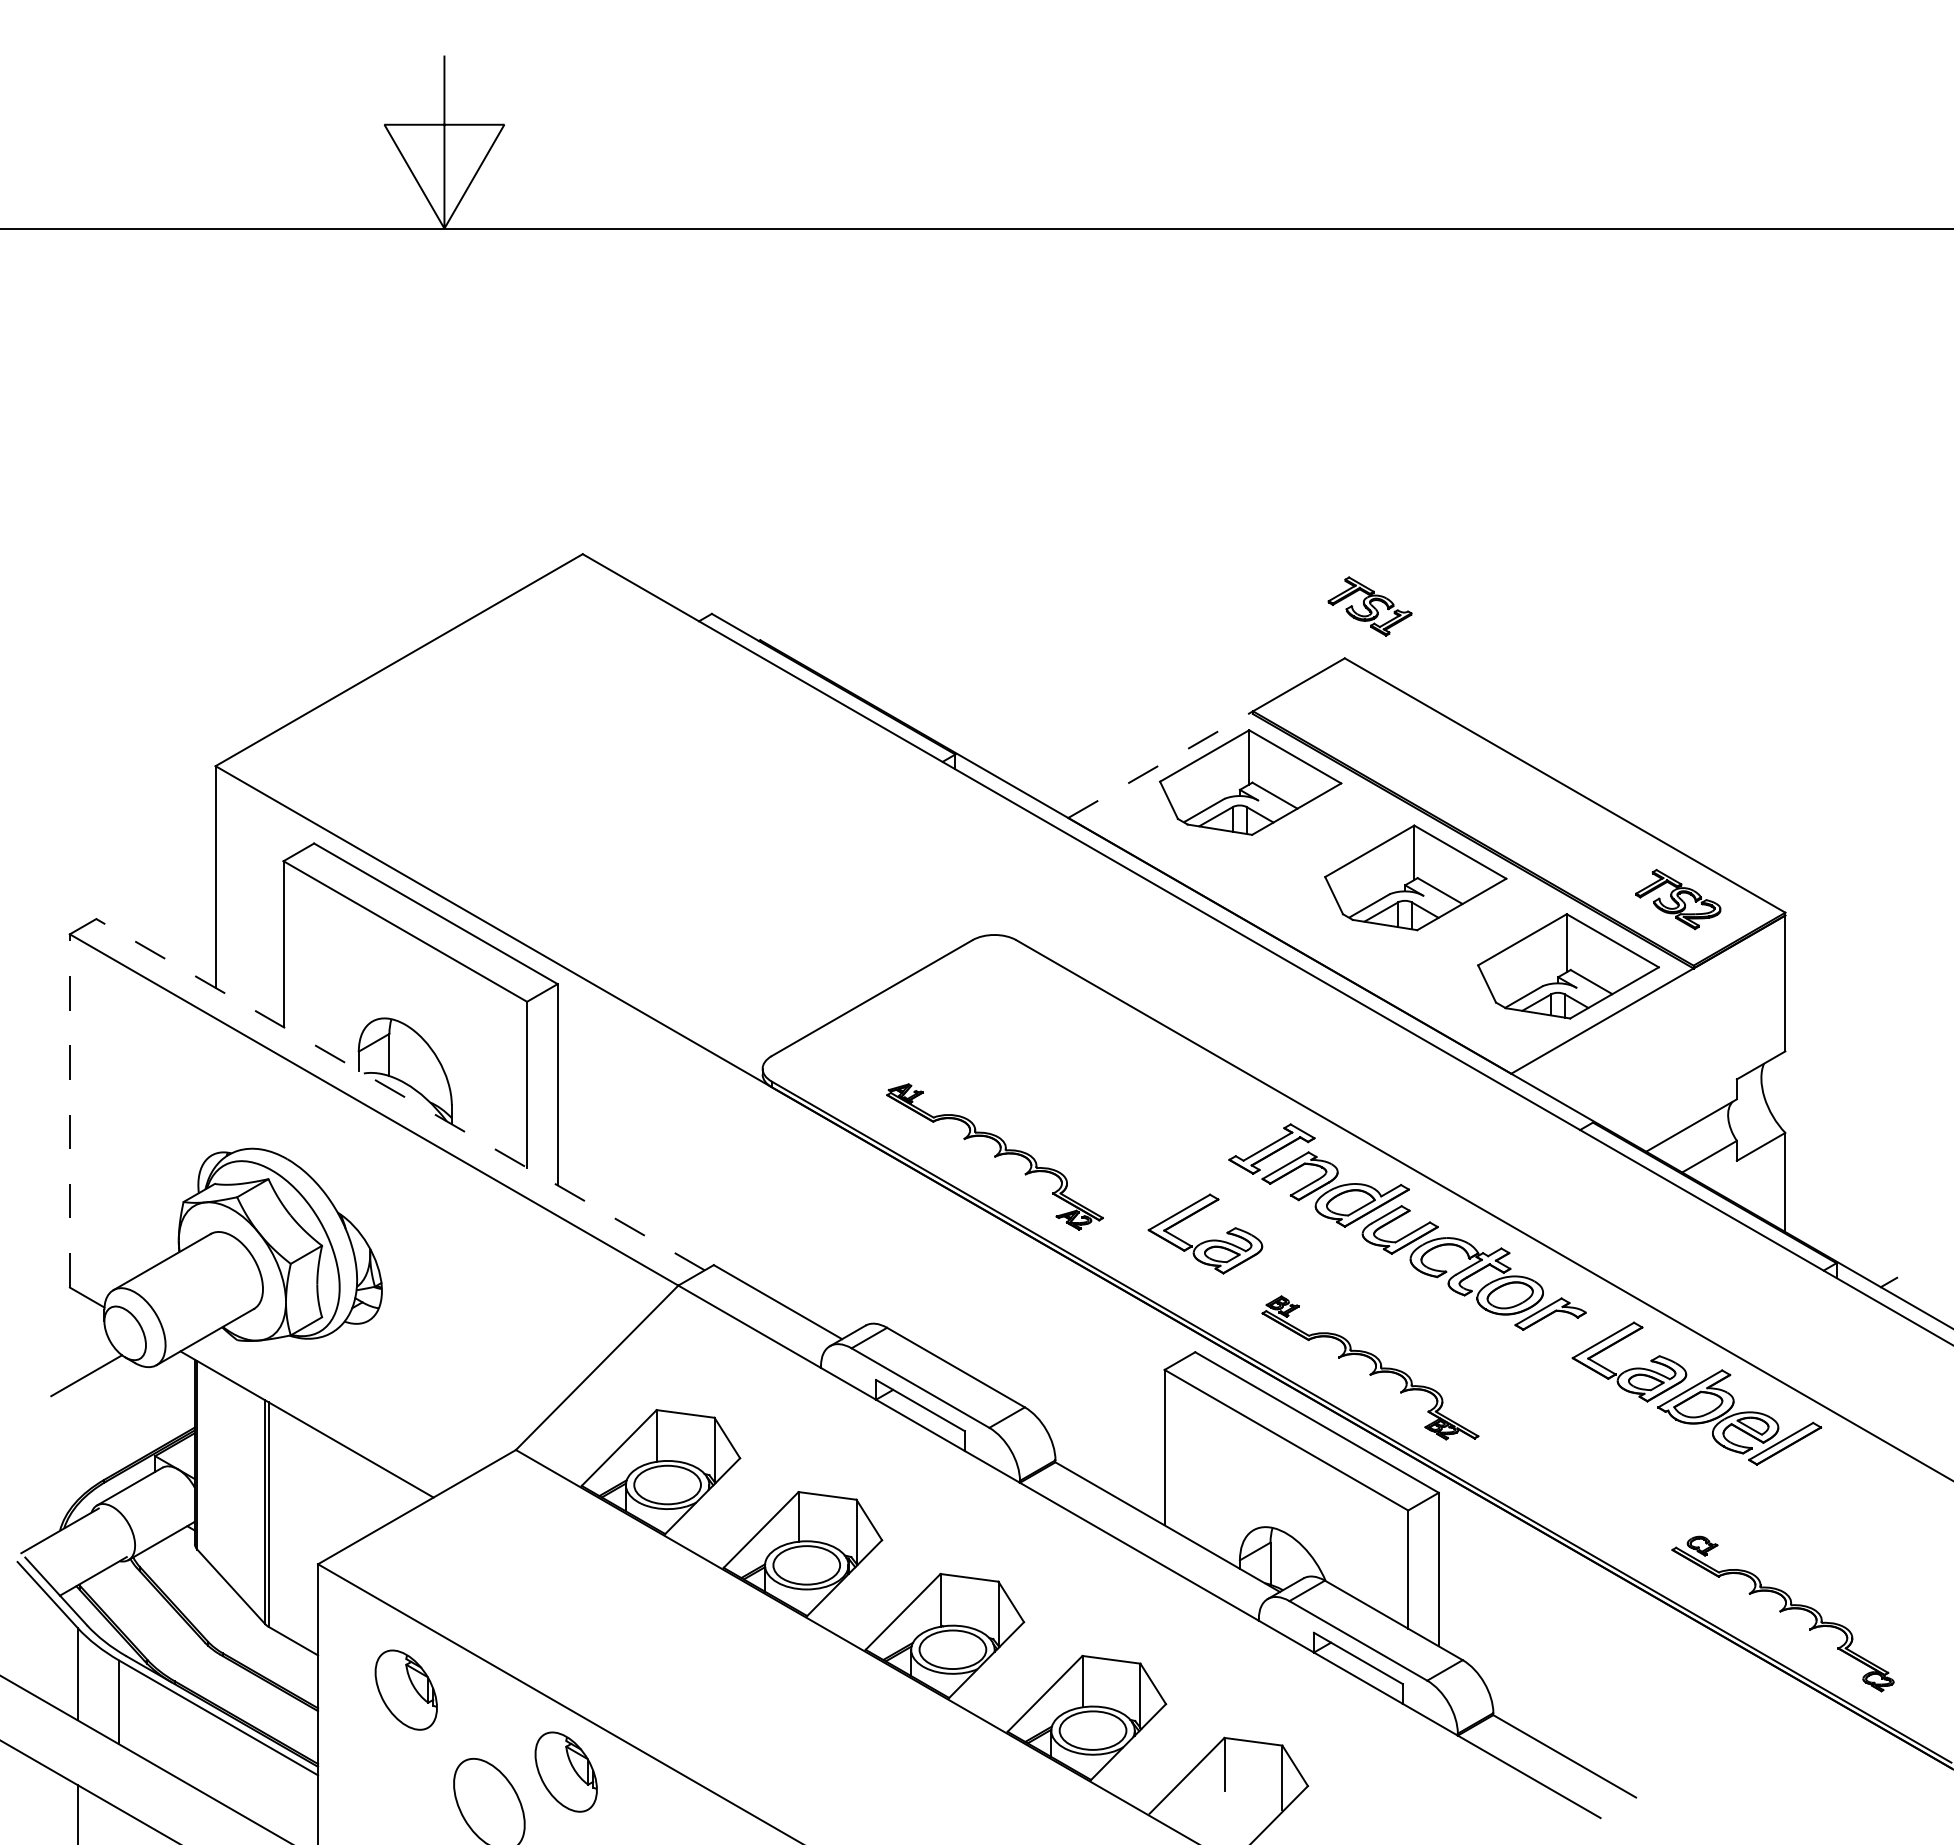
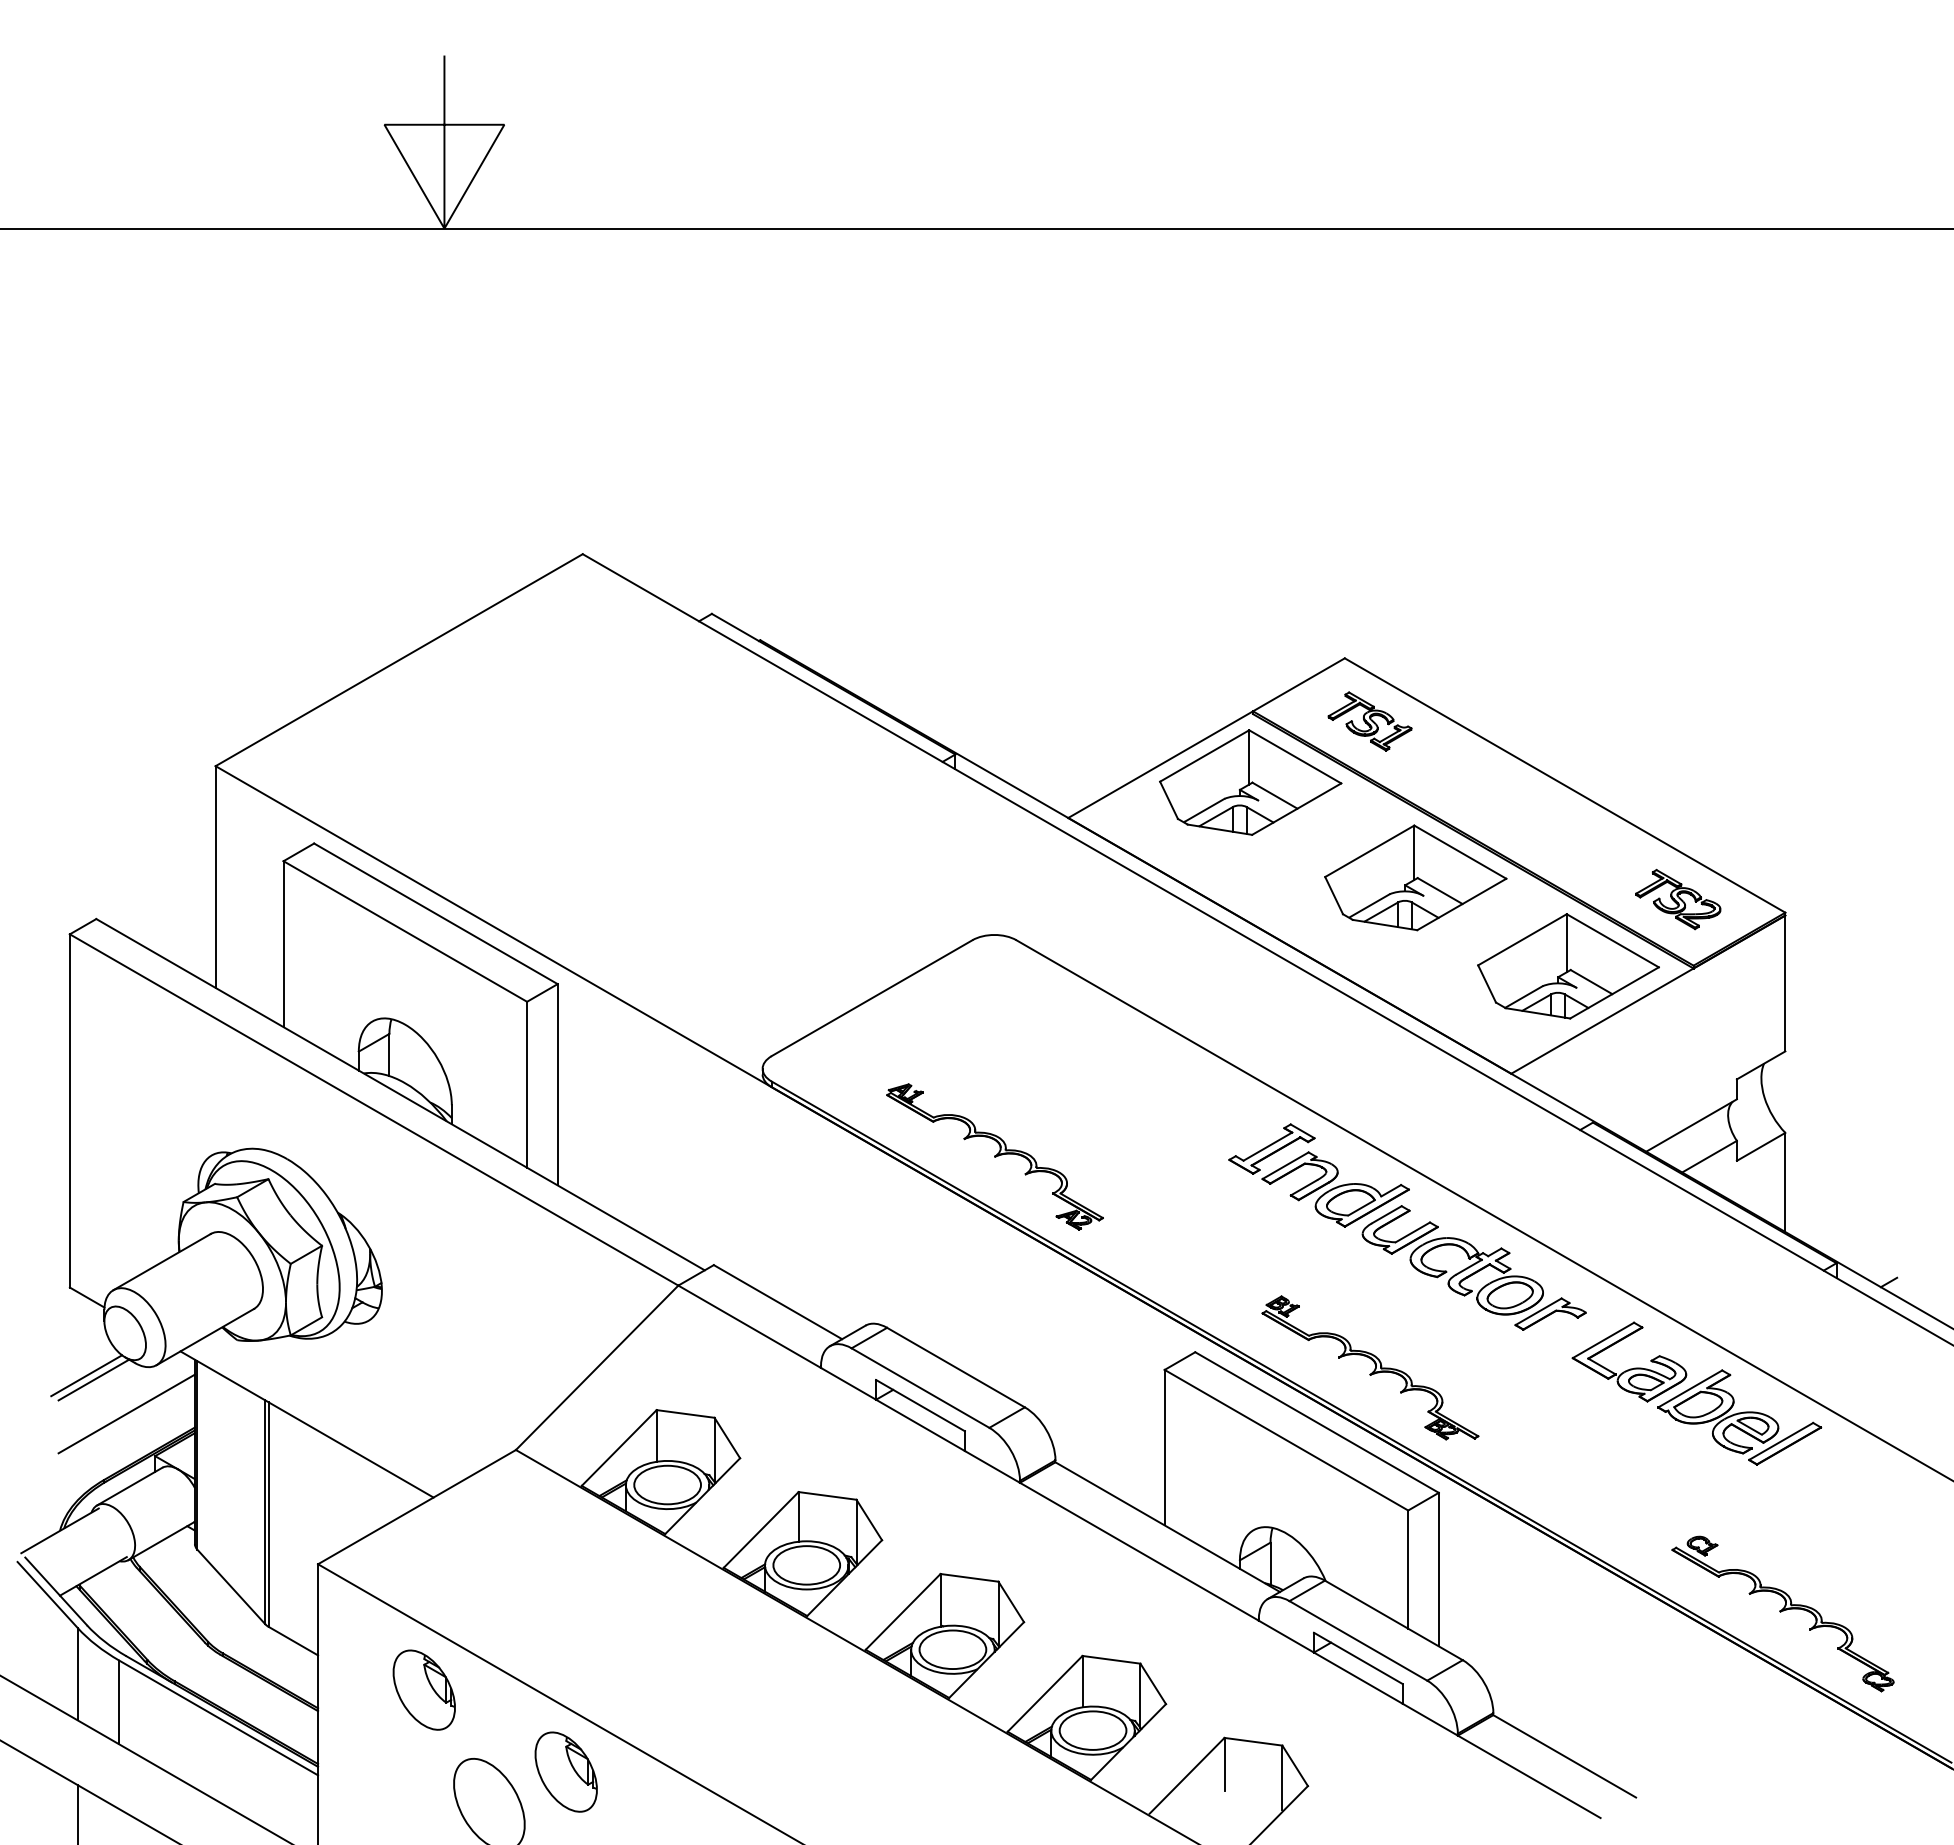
part position: (1369, 606) -> (1369, 721) (1369, 721)
line: dashed -> solid (1160, 764)
line: dashed -> solid (400, 1094)
line: dashed -> solid (69, 1110)
part: present -> none (1206, 1240)
line: none -> present (93, 1379)
line: none -> present (126, 1413)
part position: (405, 1689) -> (423, 1689) (423, 1689)
